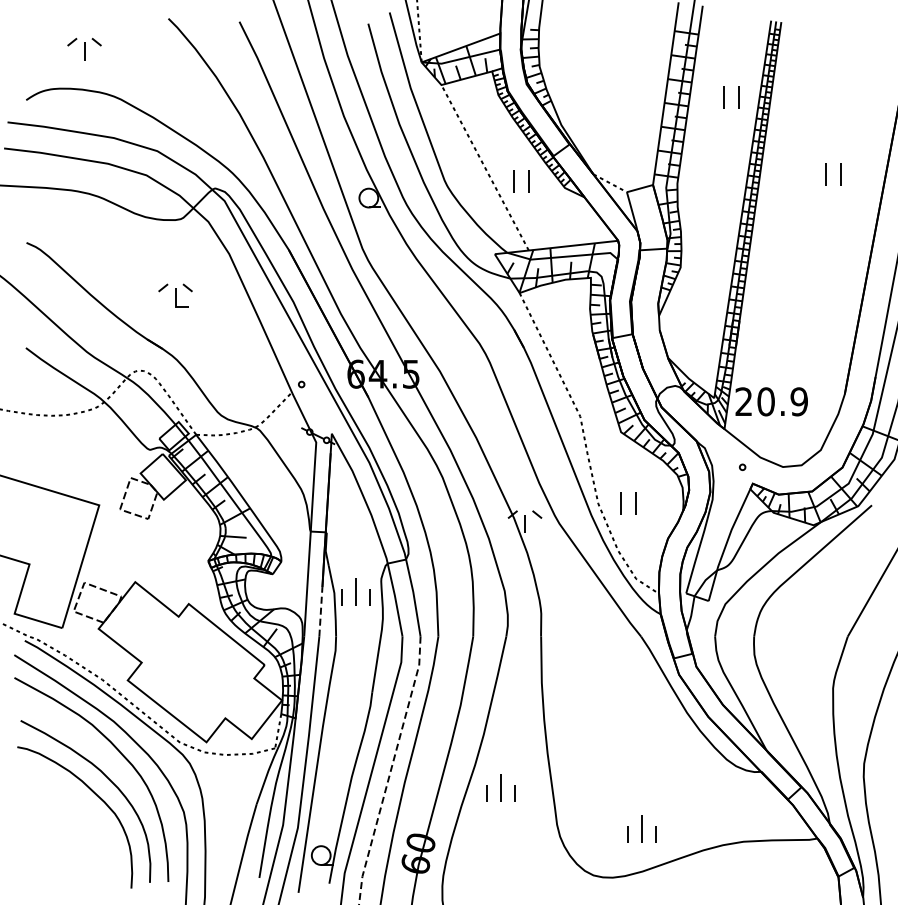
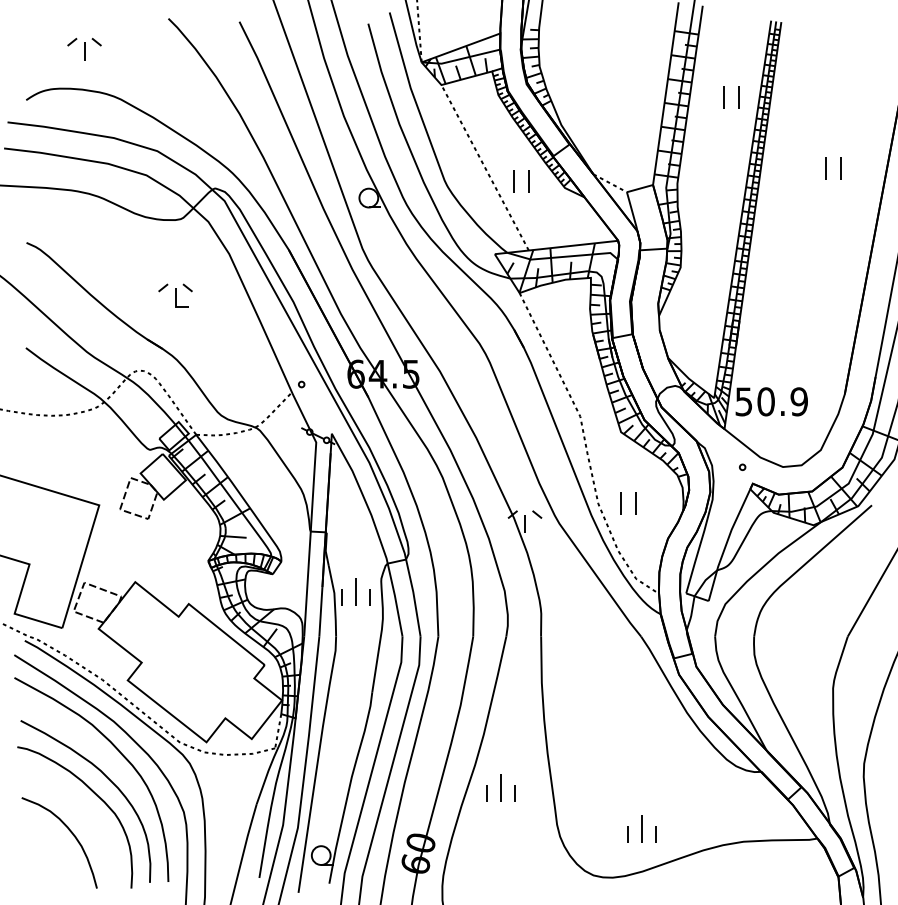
part position: (826, 174) -> (826, 168) (826, 168)
text: 20.9 -> 50.9 (743, 401)
line: dashed -> solid (320, 611)
line: dashed -> solid (390, 770)
curve: none -> present (69, 831)
